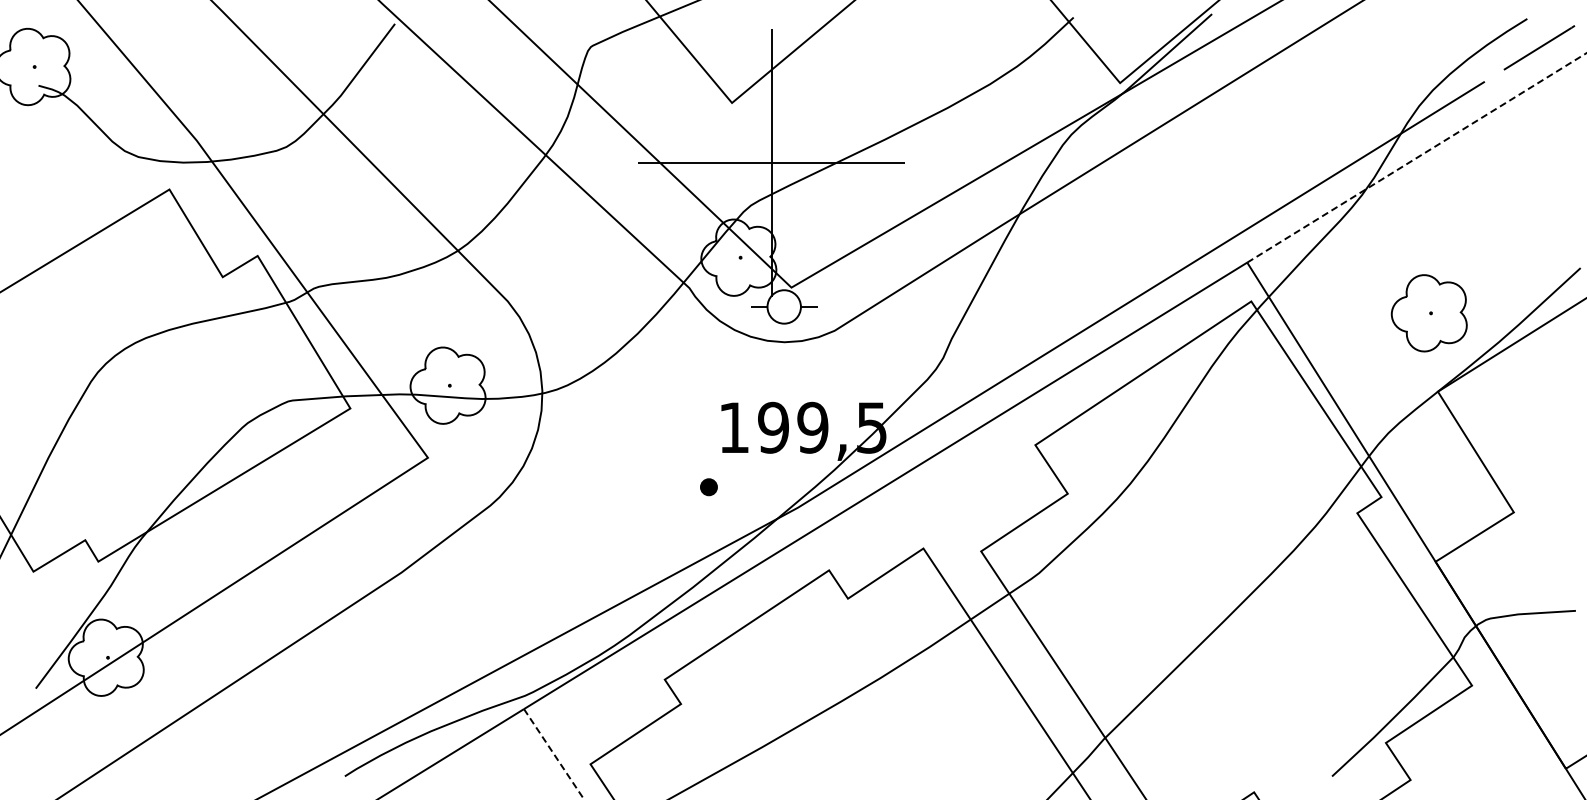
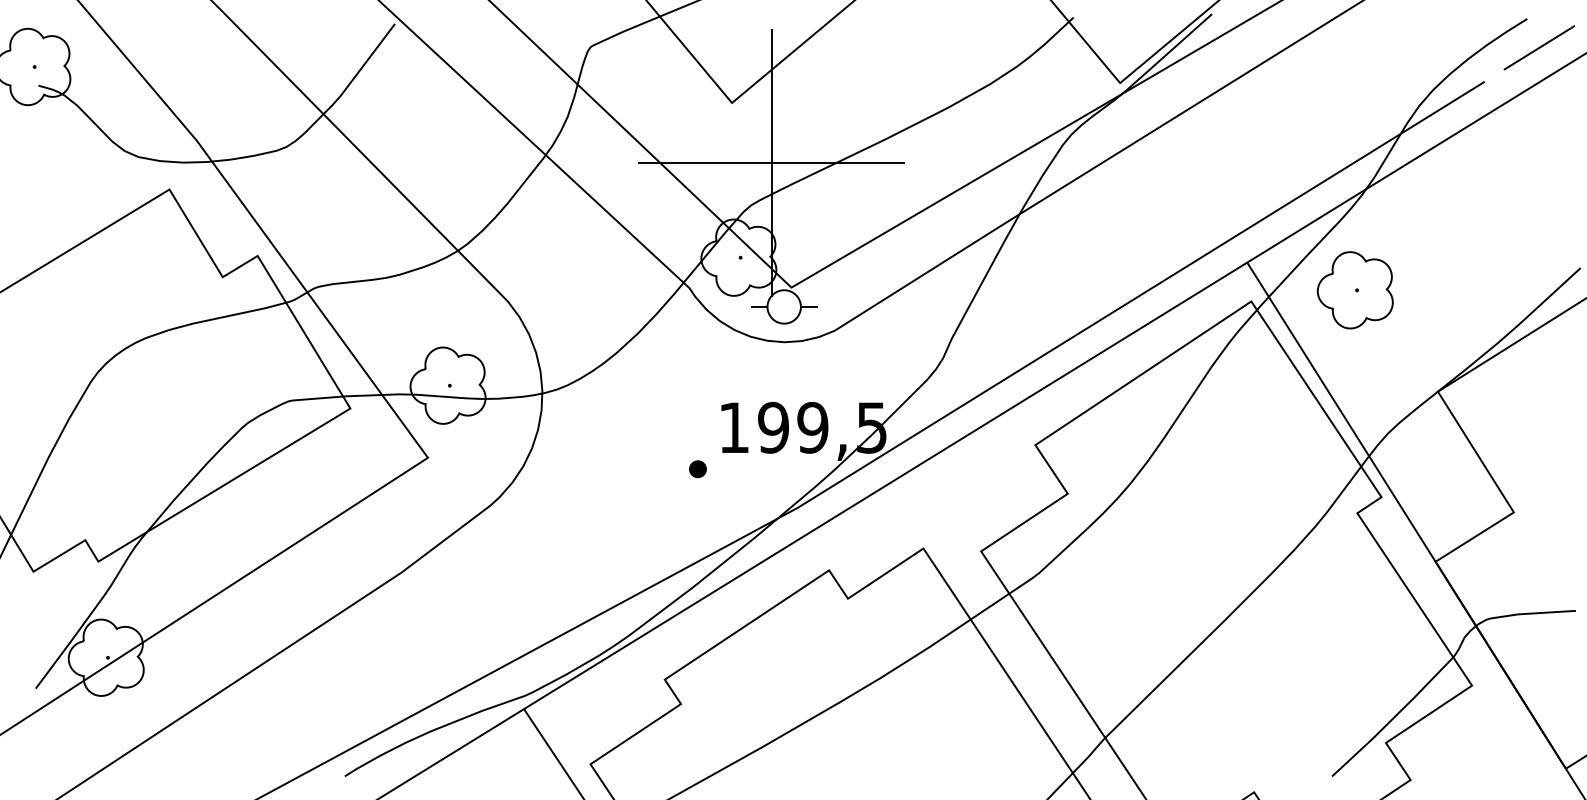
line: dashed -> solid (1417, 157)
part position: (1428, 313) -> (1354, 290) (1354, 290)
part position: (708, 487) -> (697, 469) (697, 469)
line: dashed -> solid (554, 754)
